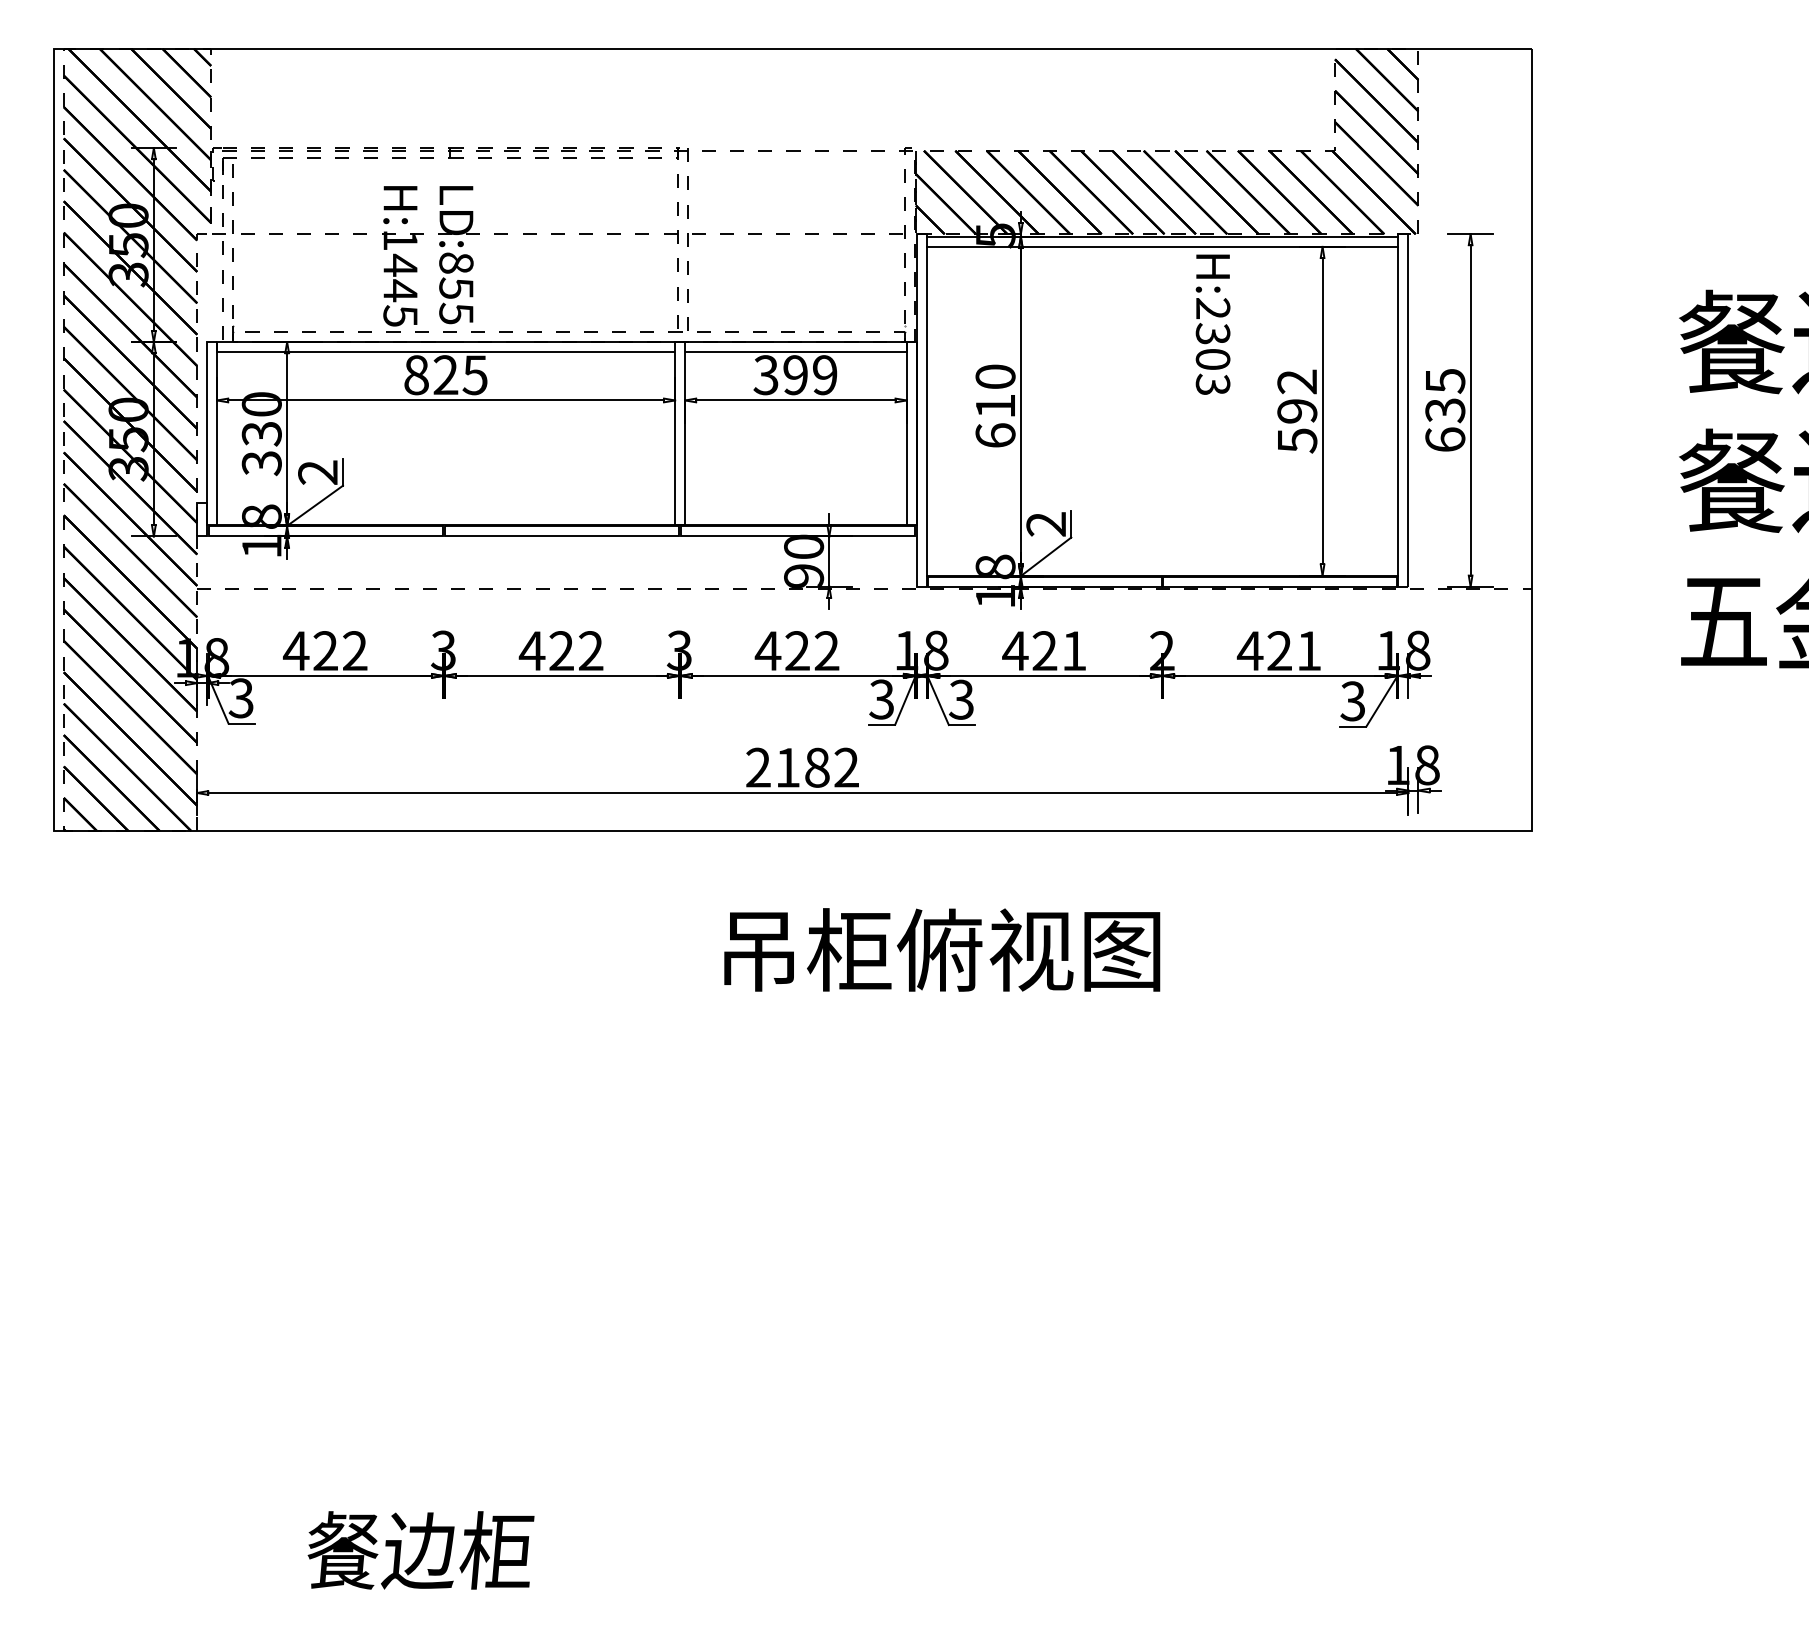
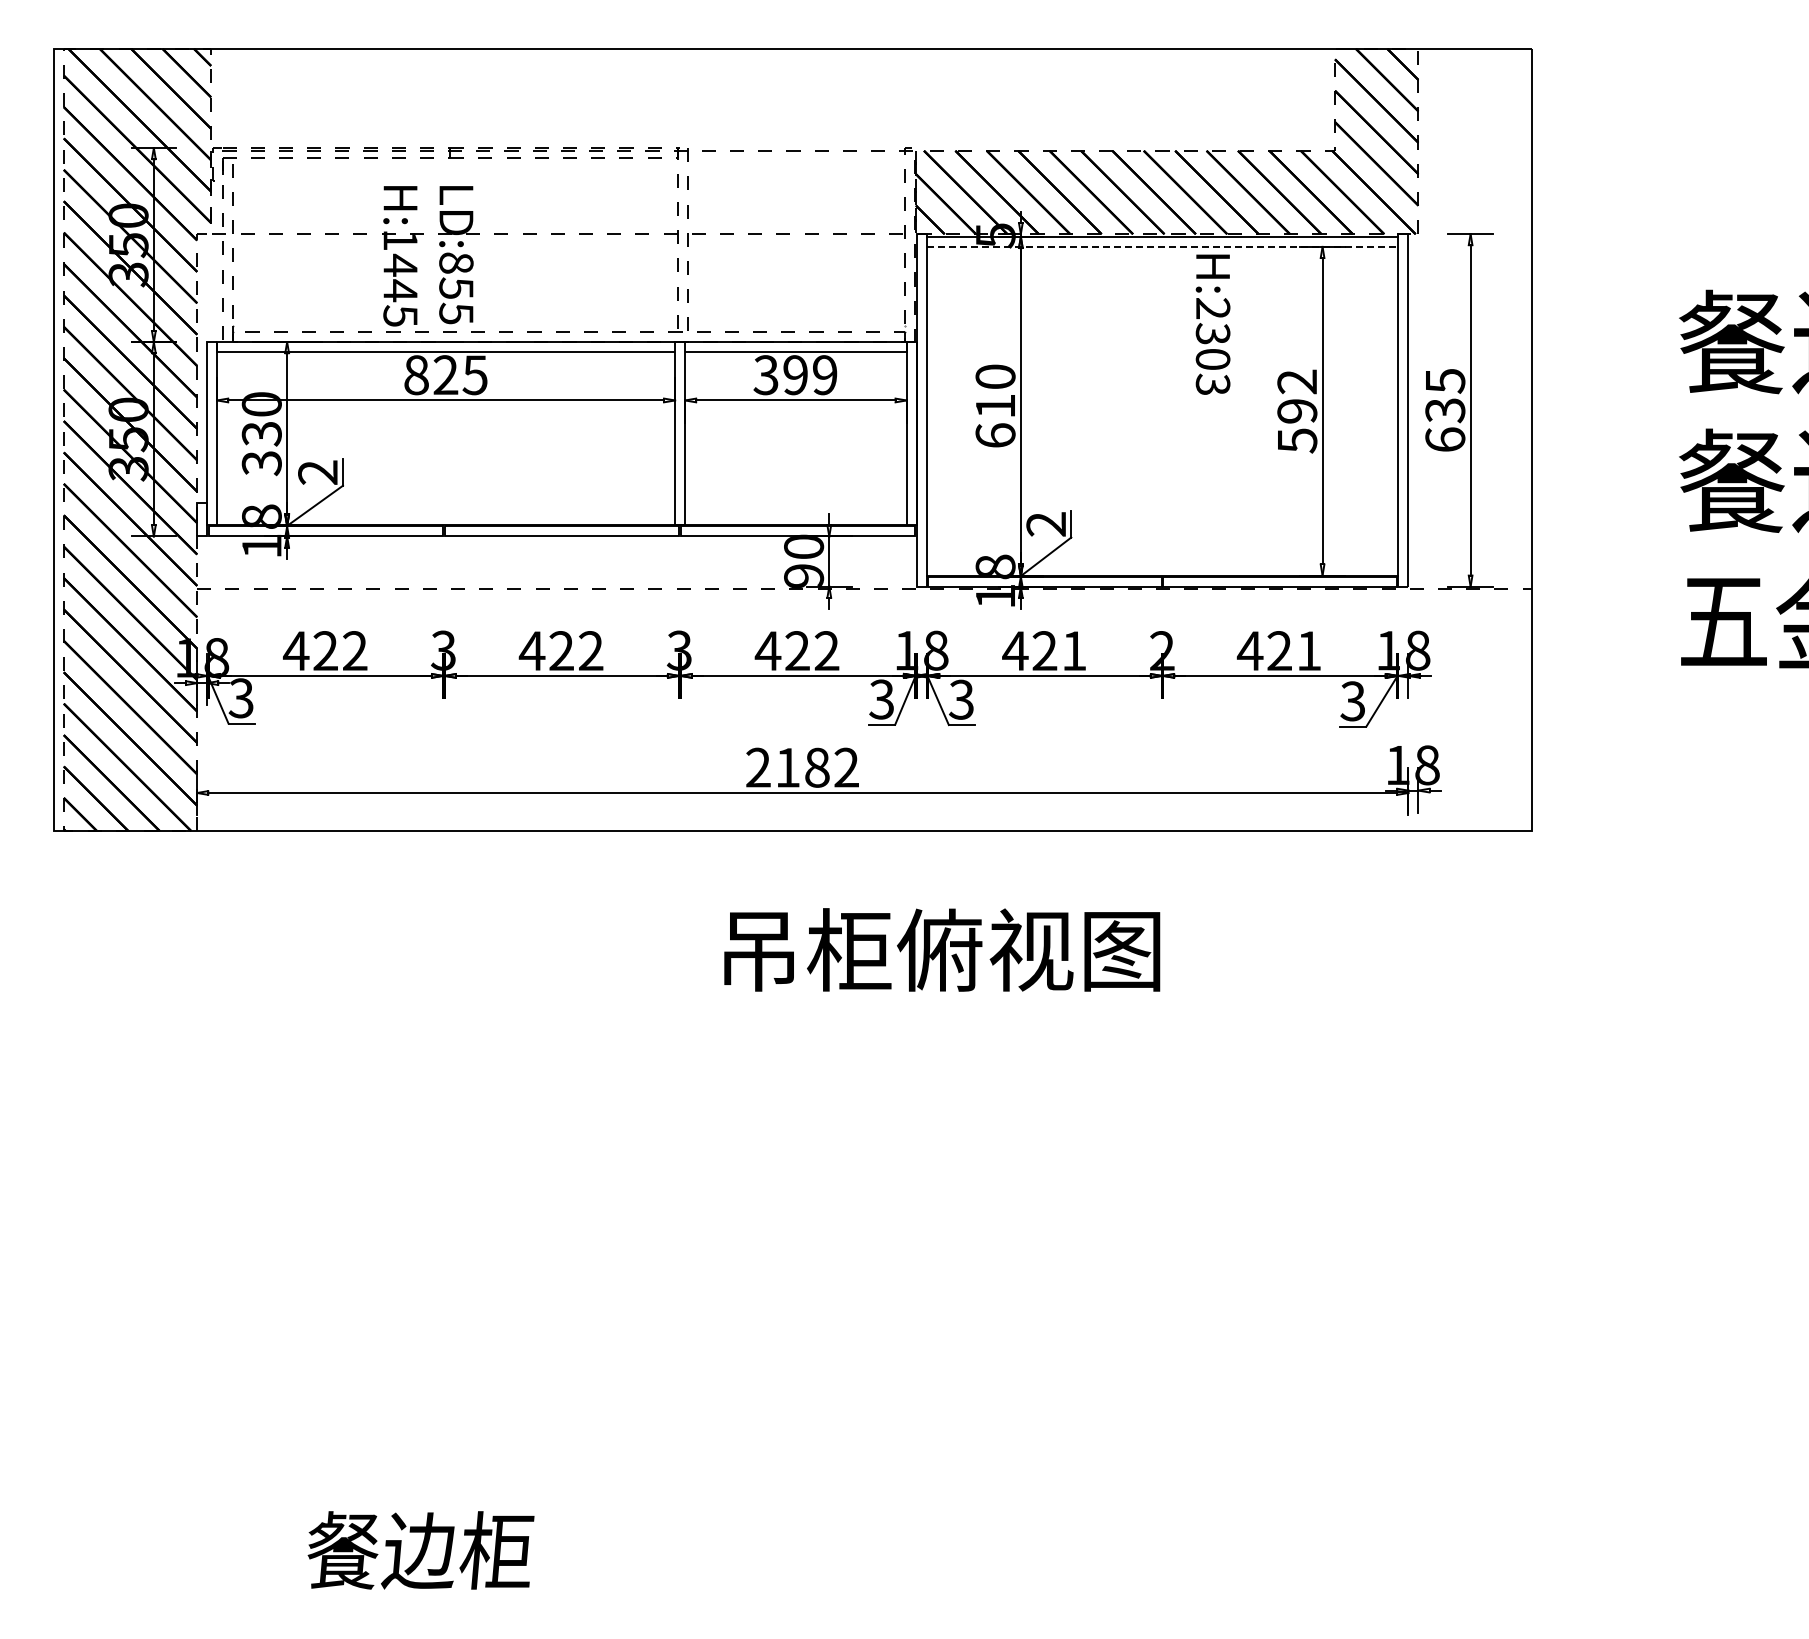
line: solid -> dashed (1162, 246)
